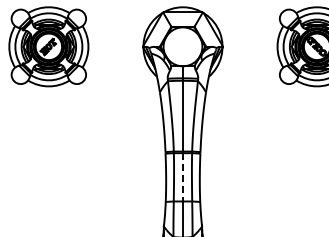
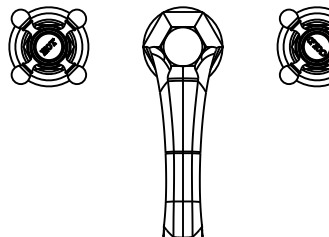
line: dashed -> solid (182, 177)
